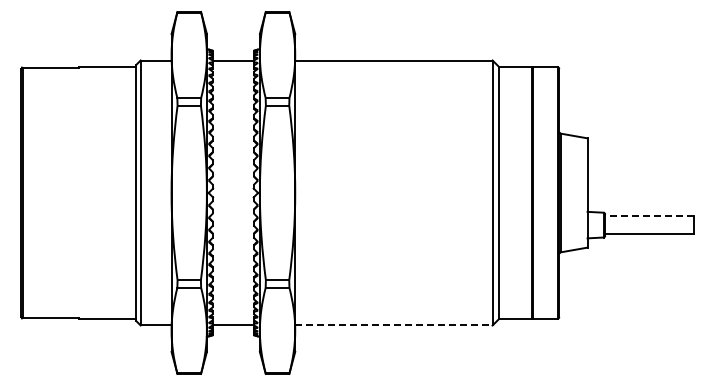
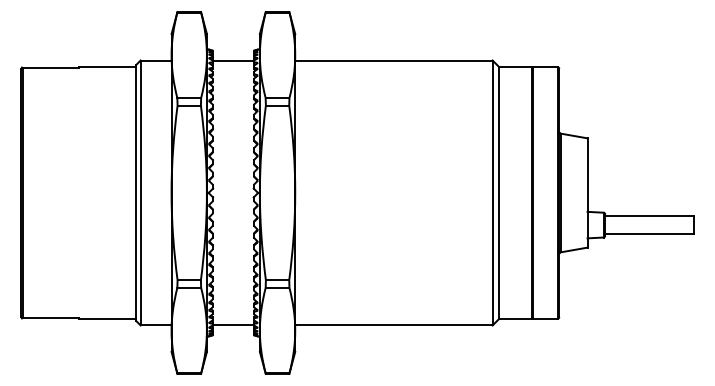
line: dashed -> solid (648, 216)
line: dashed -> solid (393, 325)
